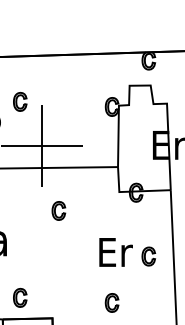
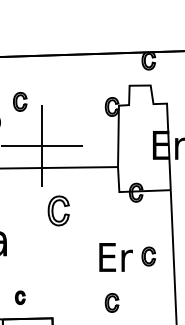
part size: 16x20 px -> 23x32 px (58, 210)
text position: (115, 252) -> (115, 257) (115, 257)
part size: 15x21 px -> 11x15 px (20, 297)
